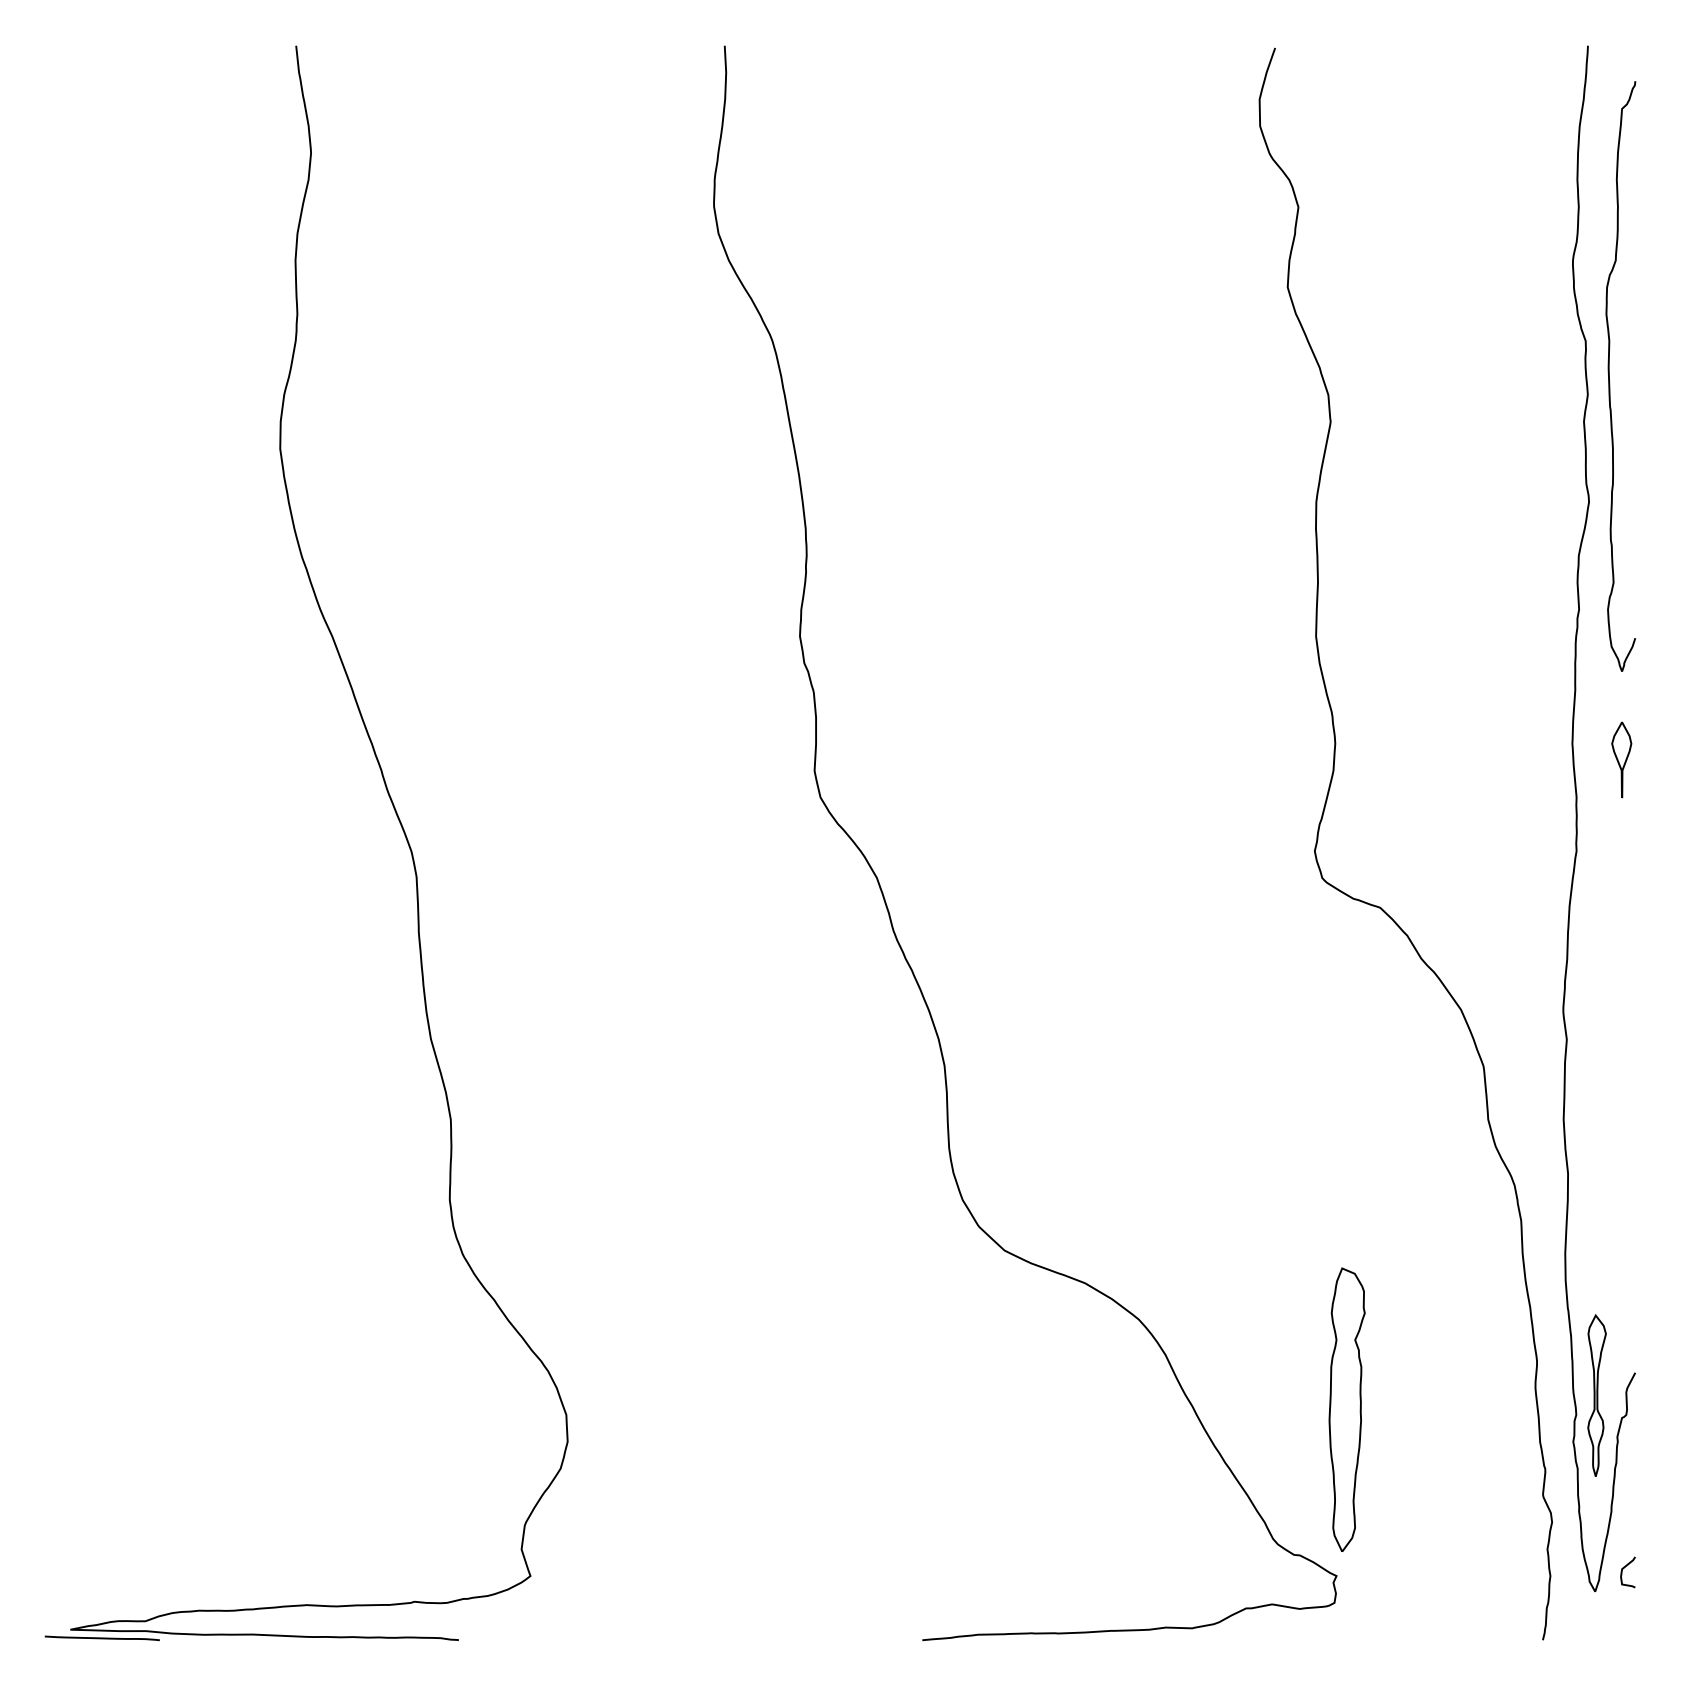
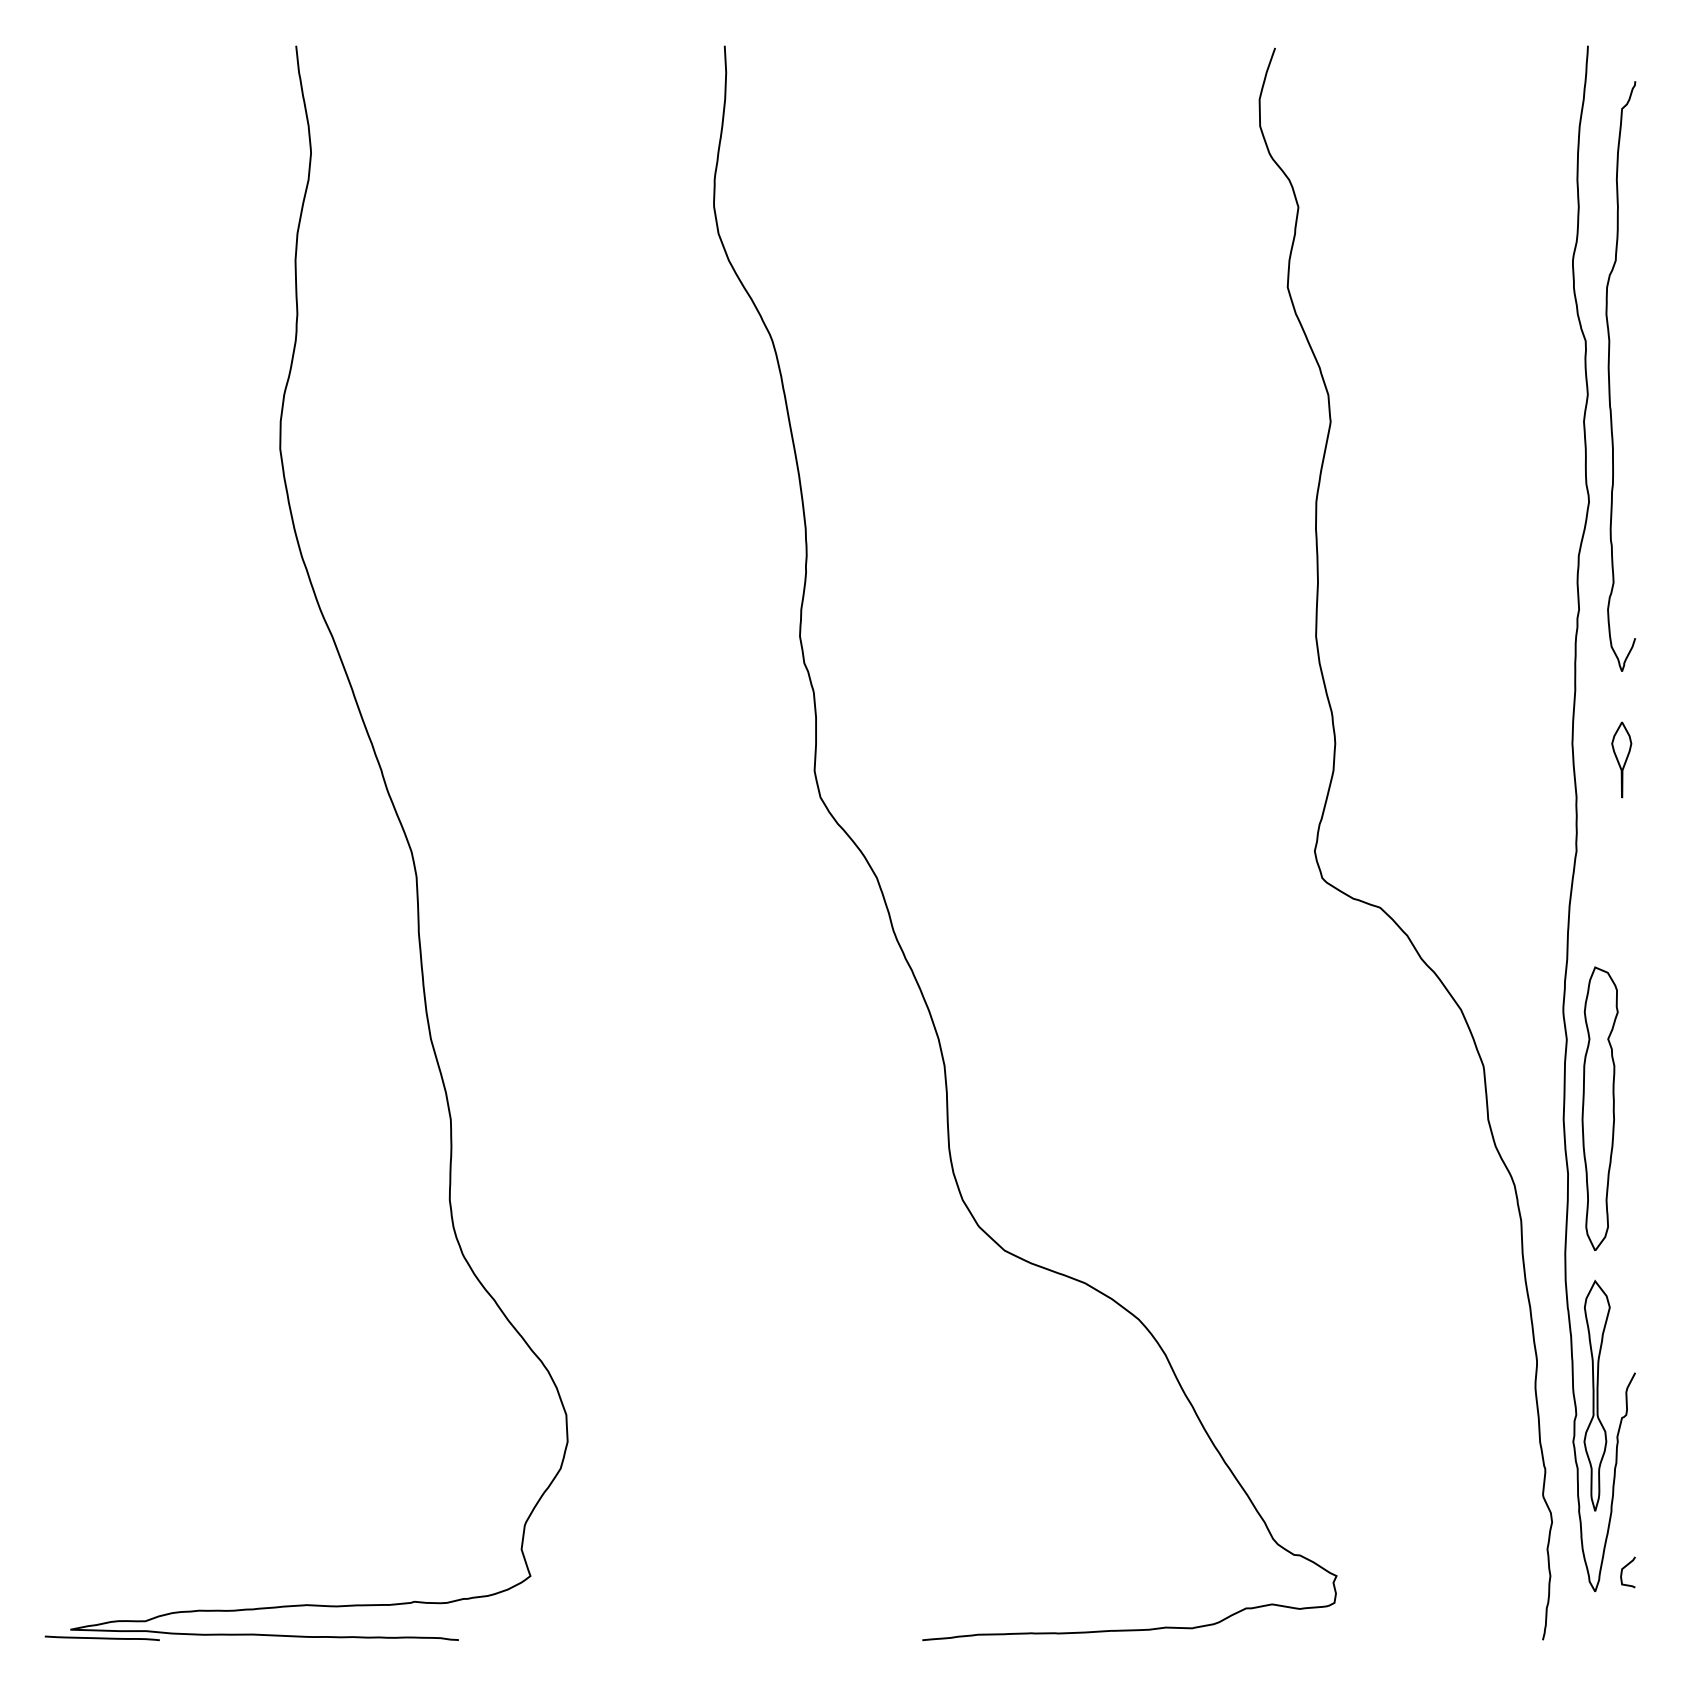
part size: 20x163 px -> 28x233 px (1596, 1395)
part position: (1346, 1409) -> (1599, 1108) (1599, 1108)
